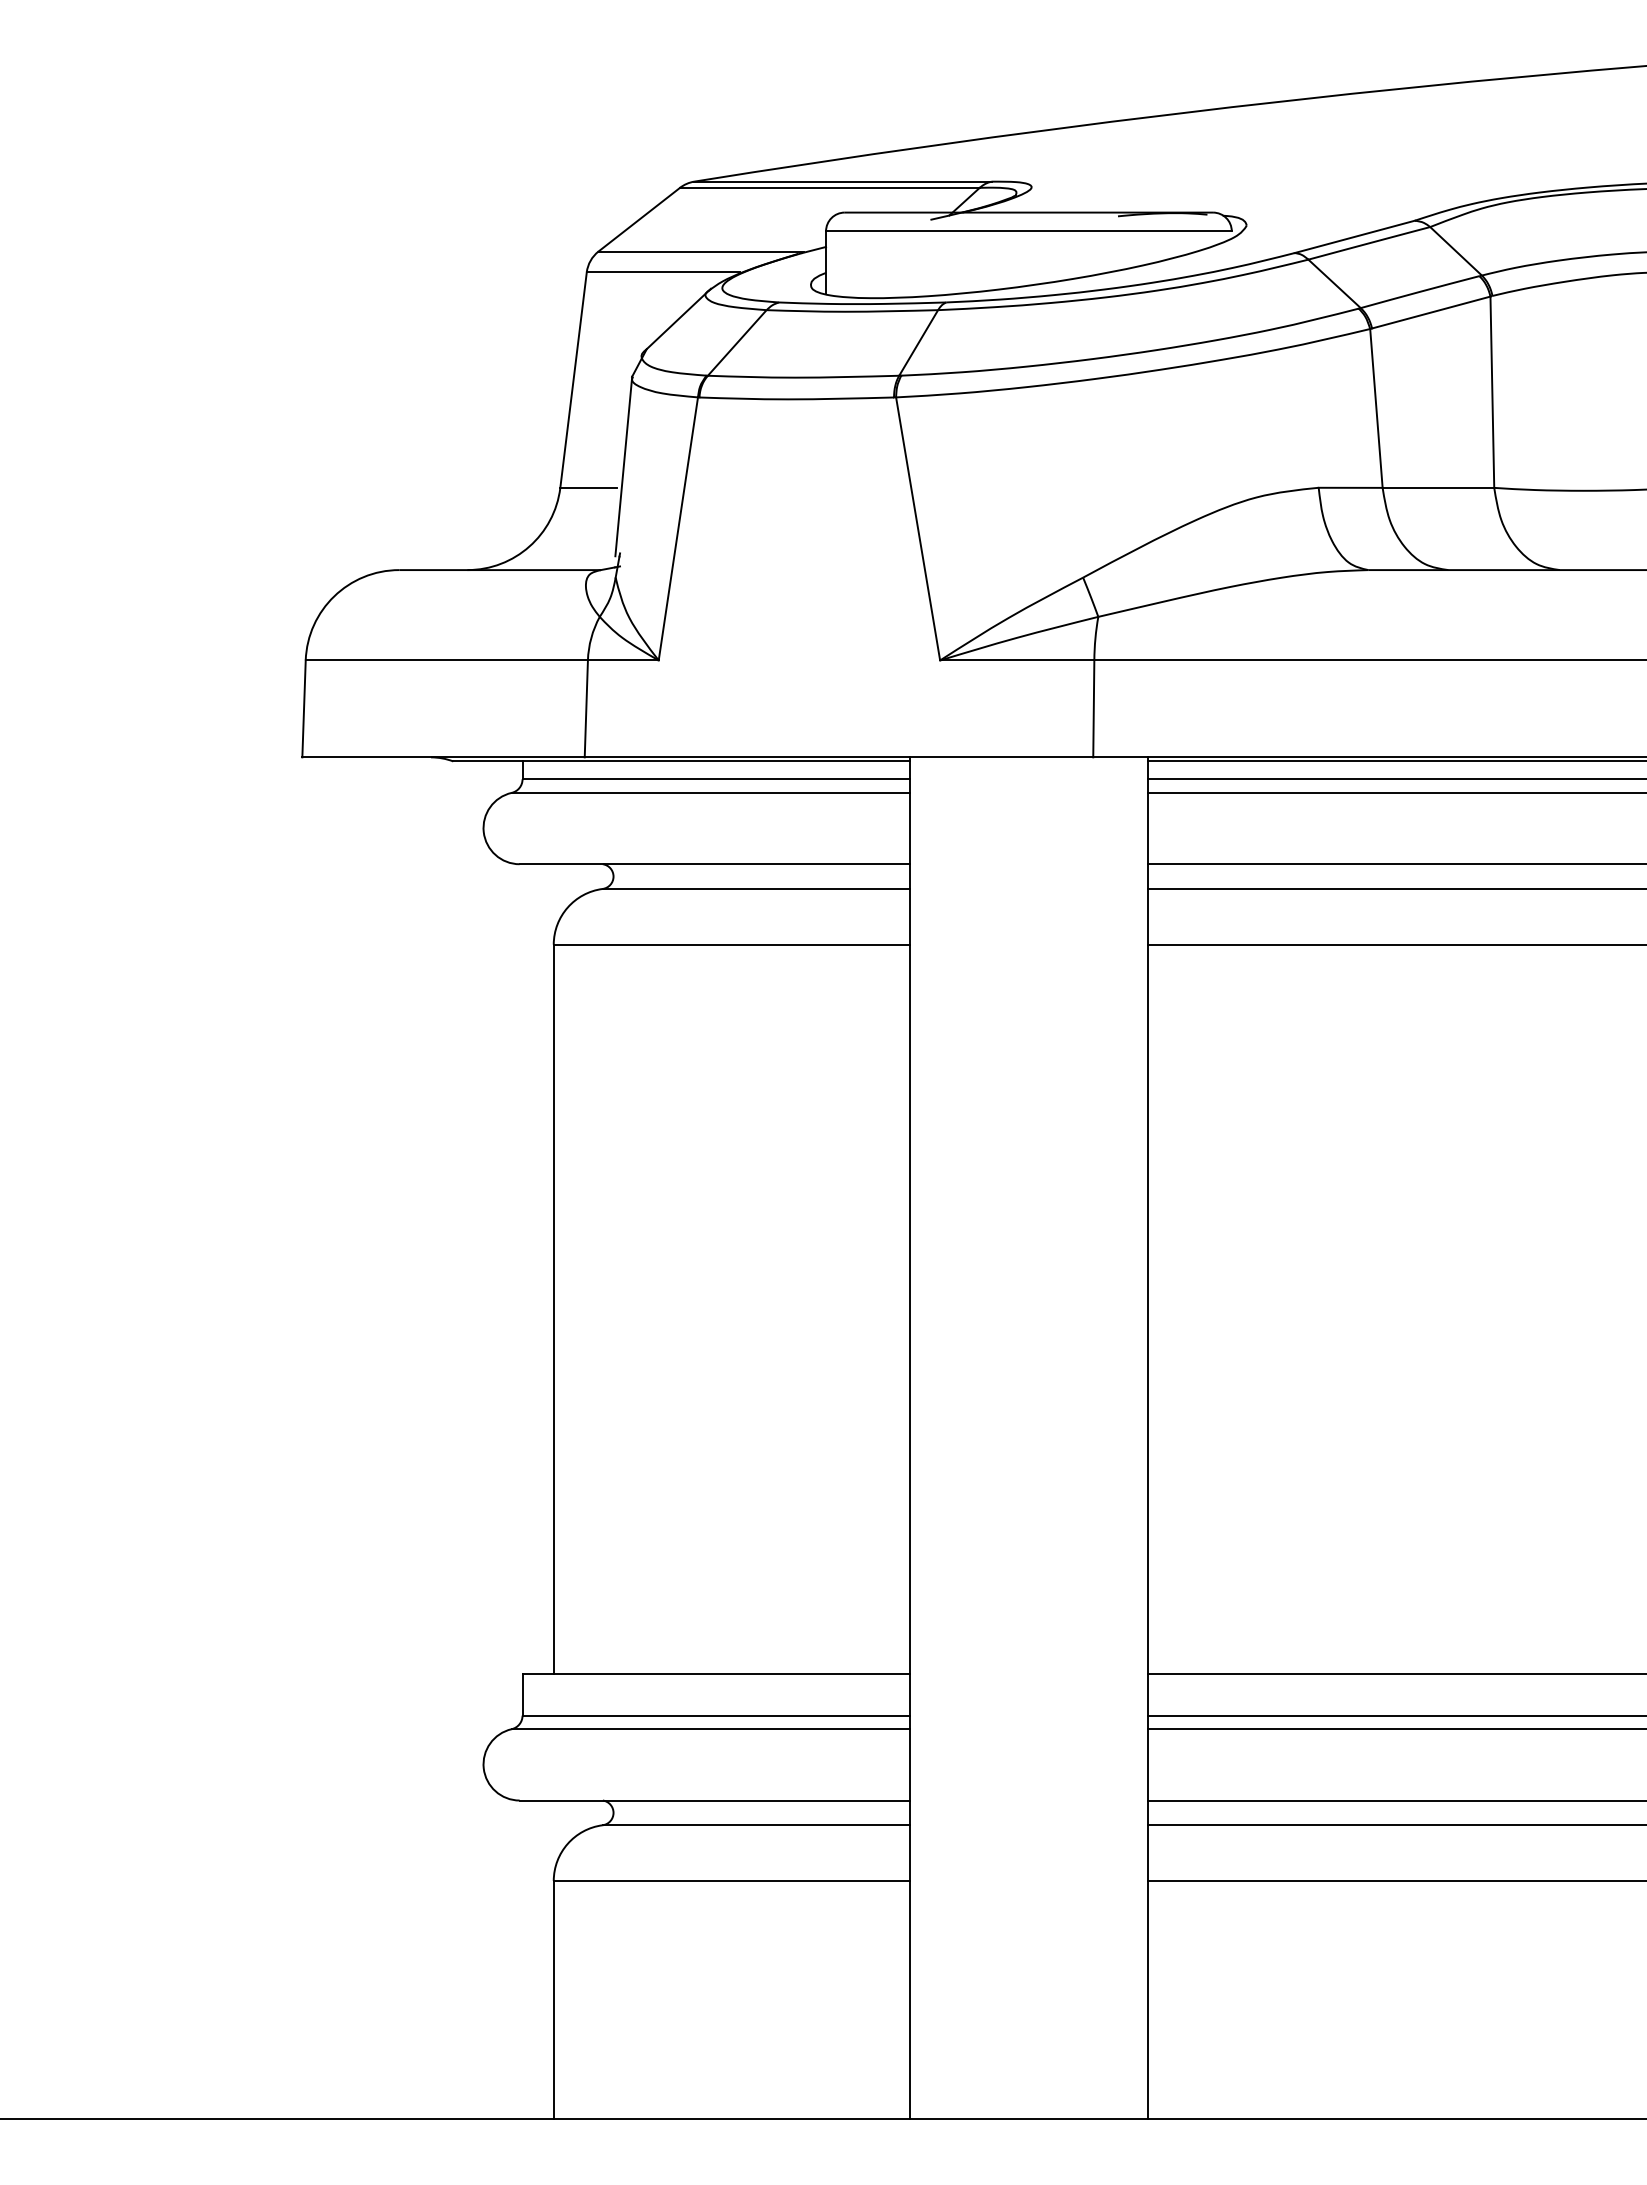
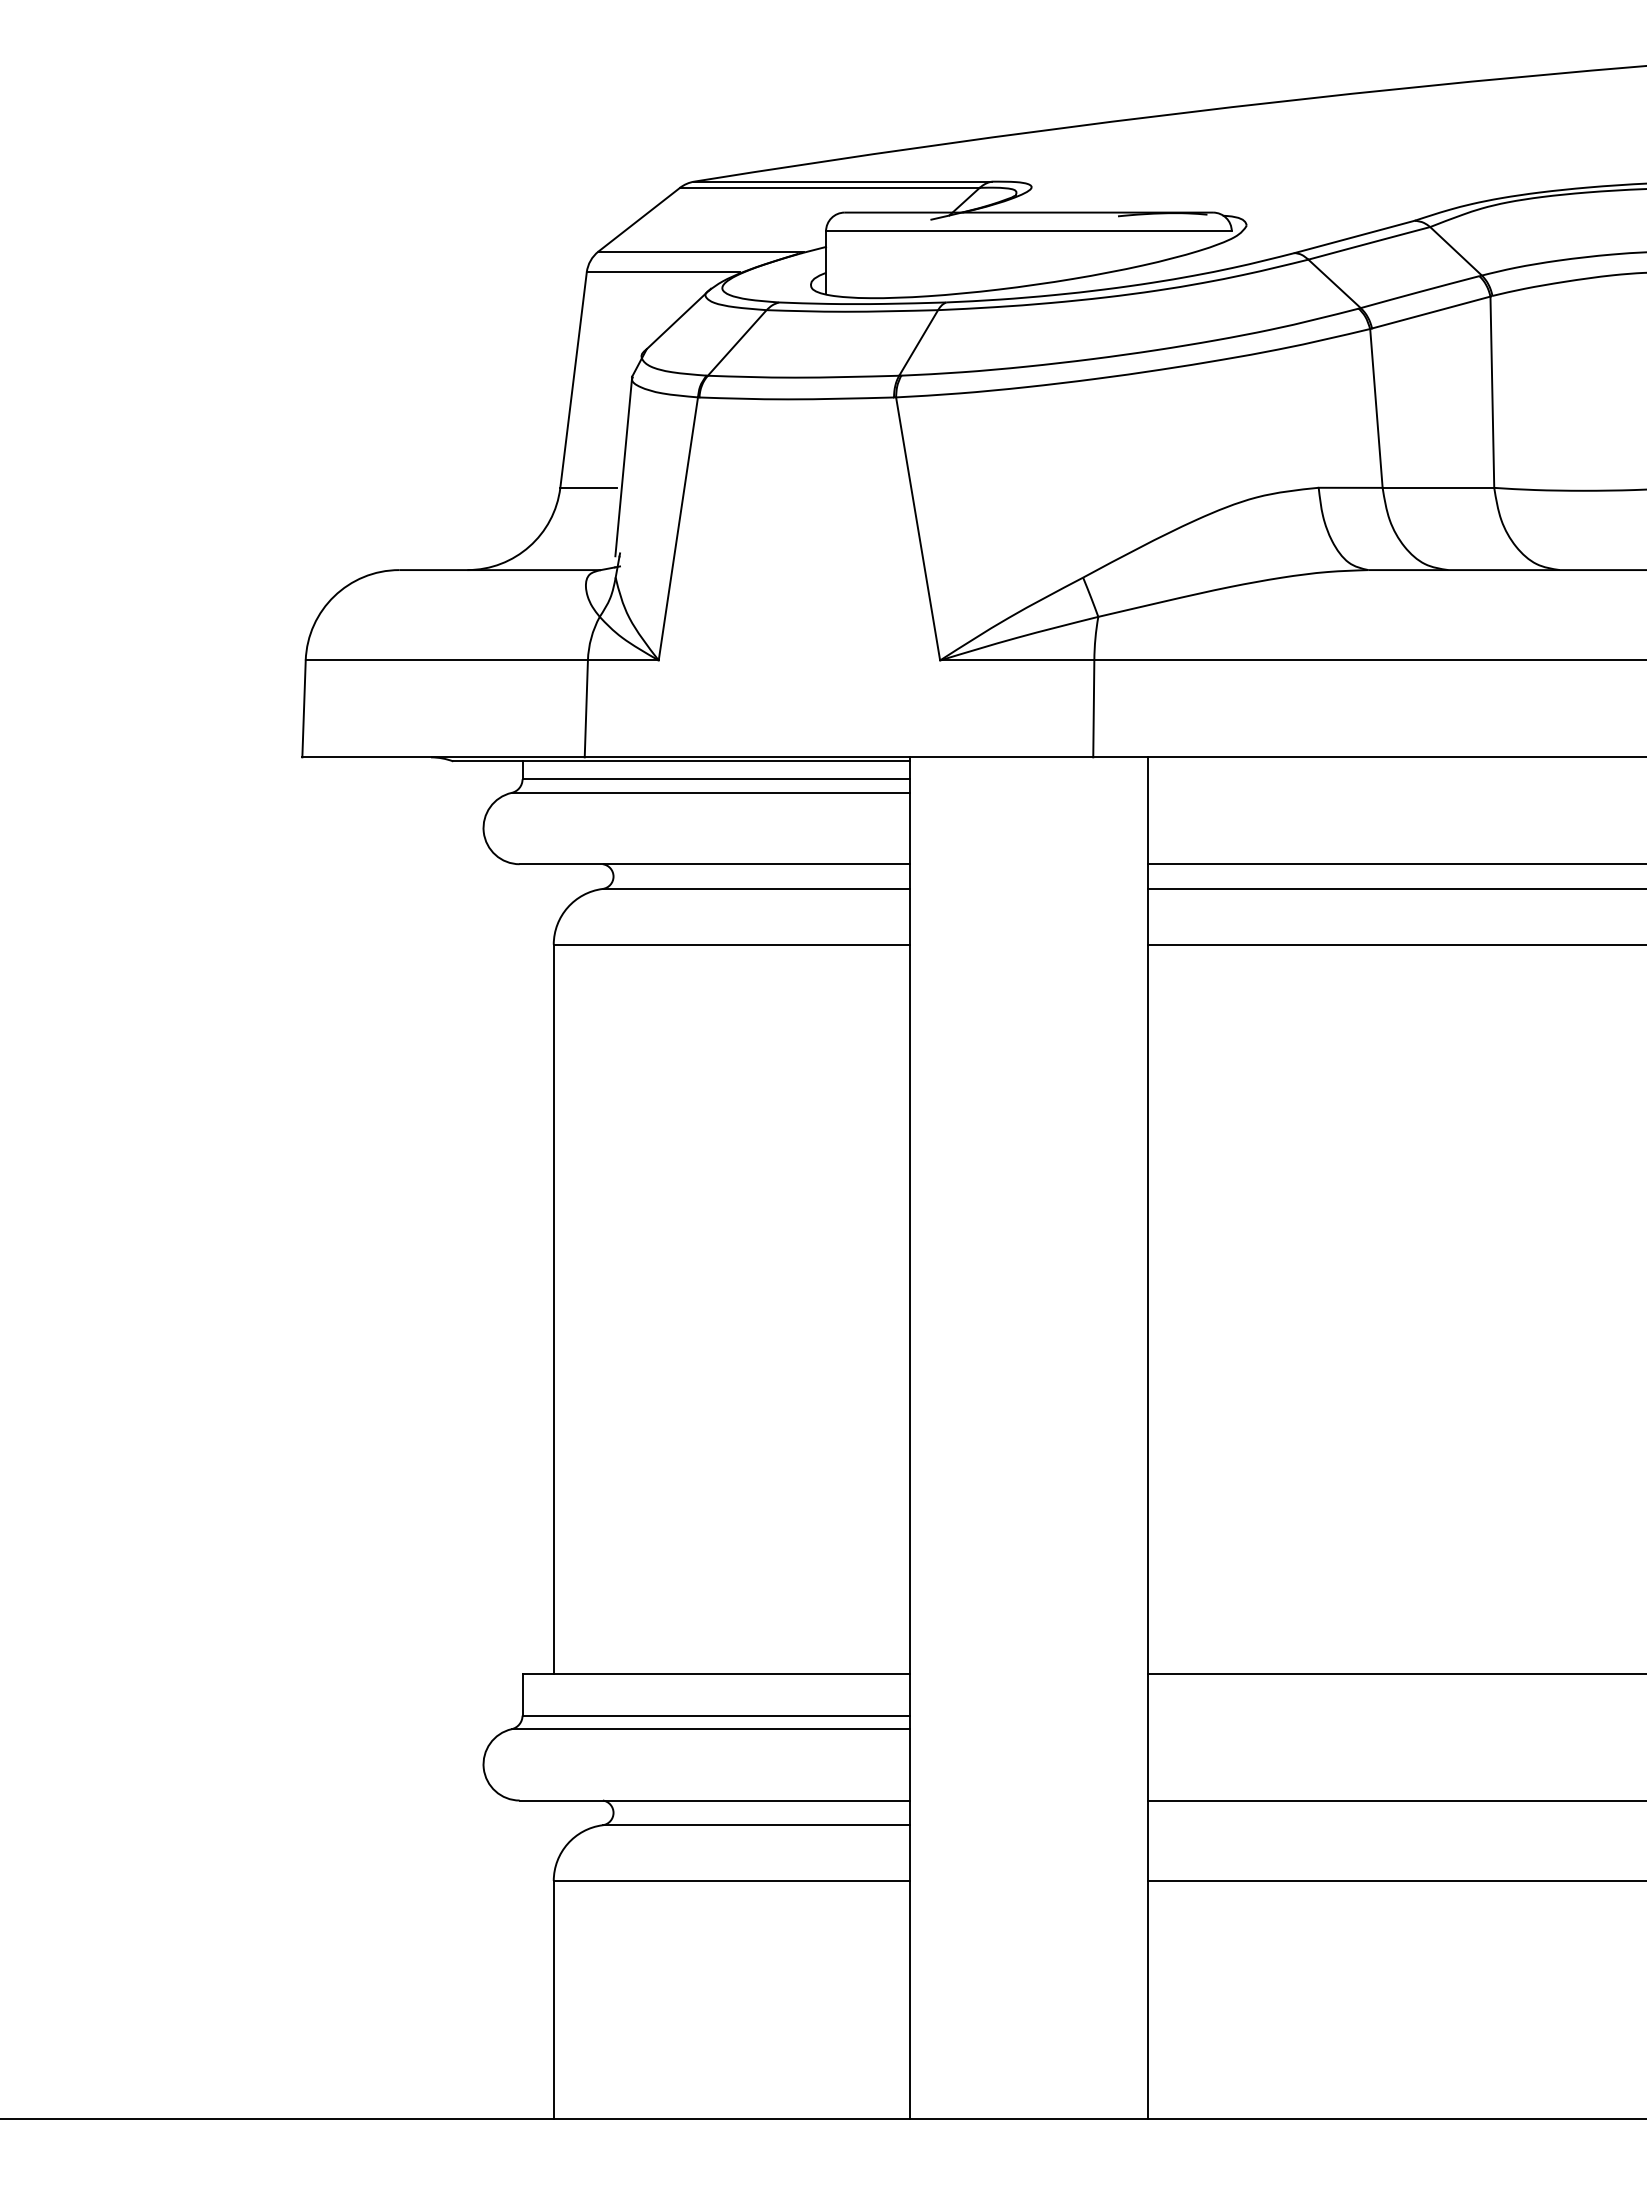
line: present -> none (1395, 761)
line: present -> none (1395, 779)
line: present -> none (1395, 792)
line: present -> none (1395, 1715)
line: present -> none (1395, 1729)
line: present -> none (1395, 1825)
